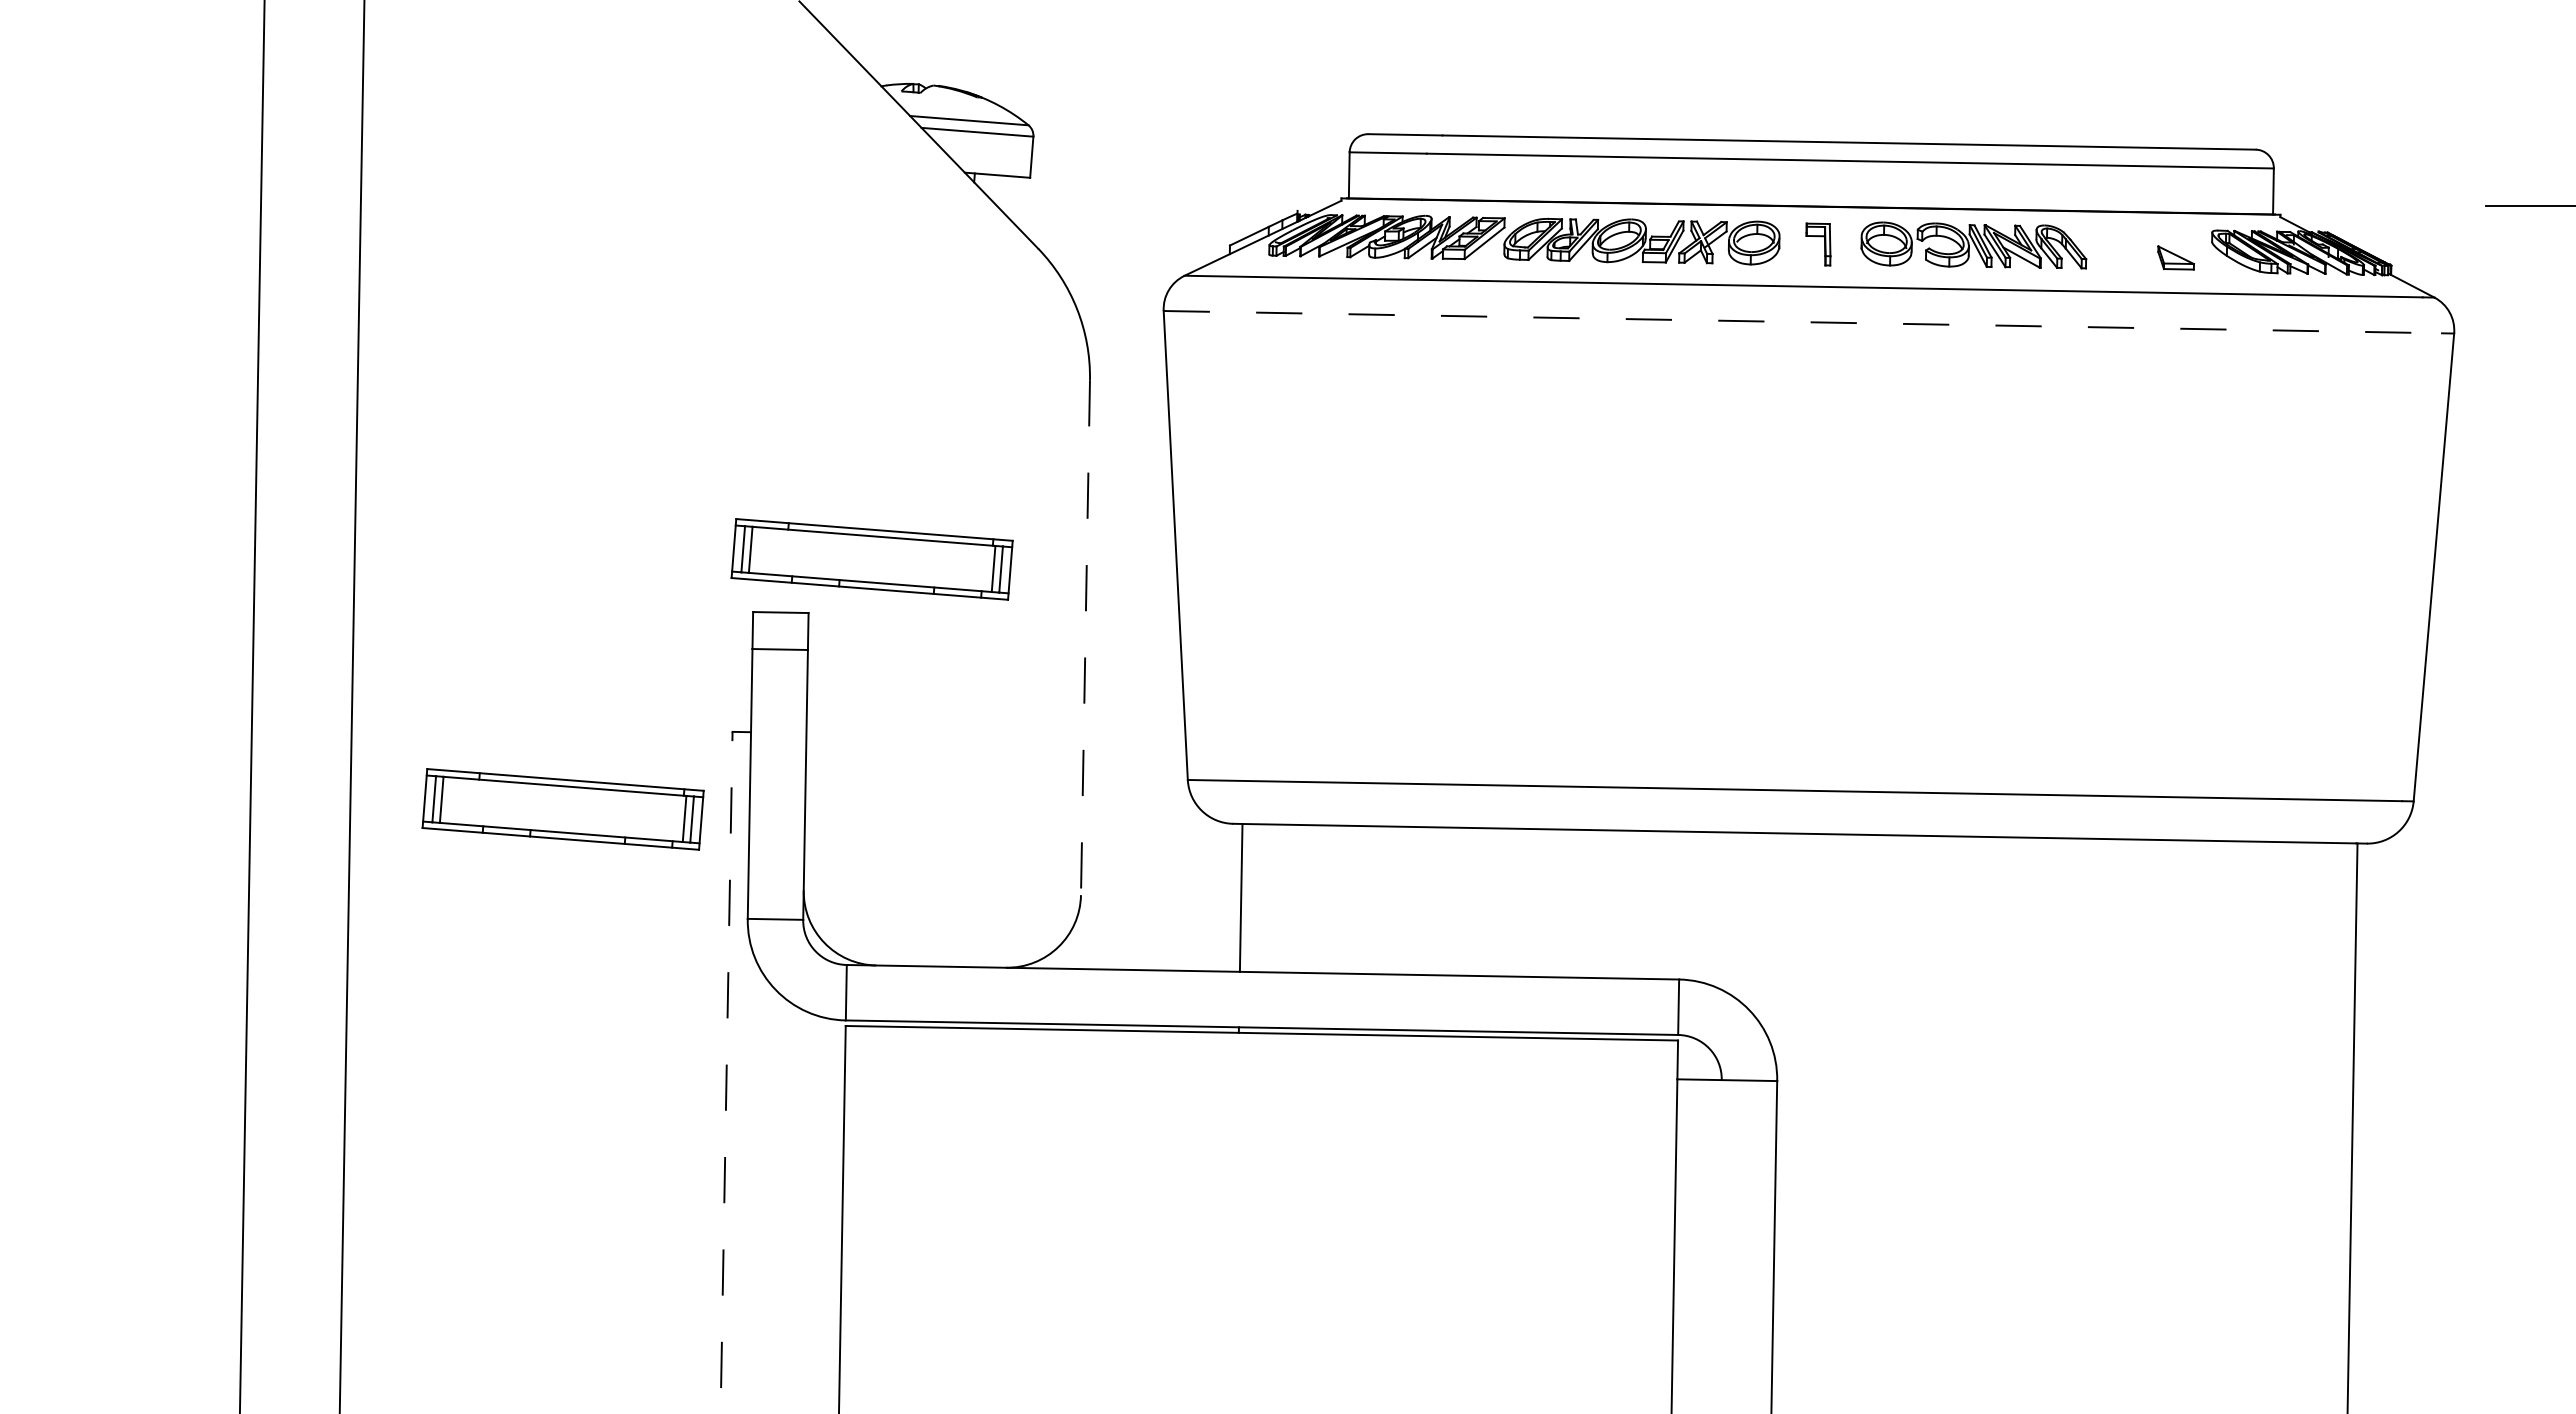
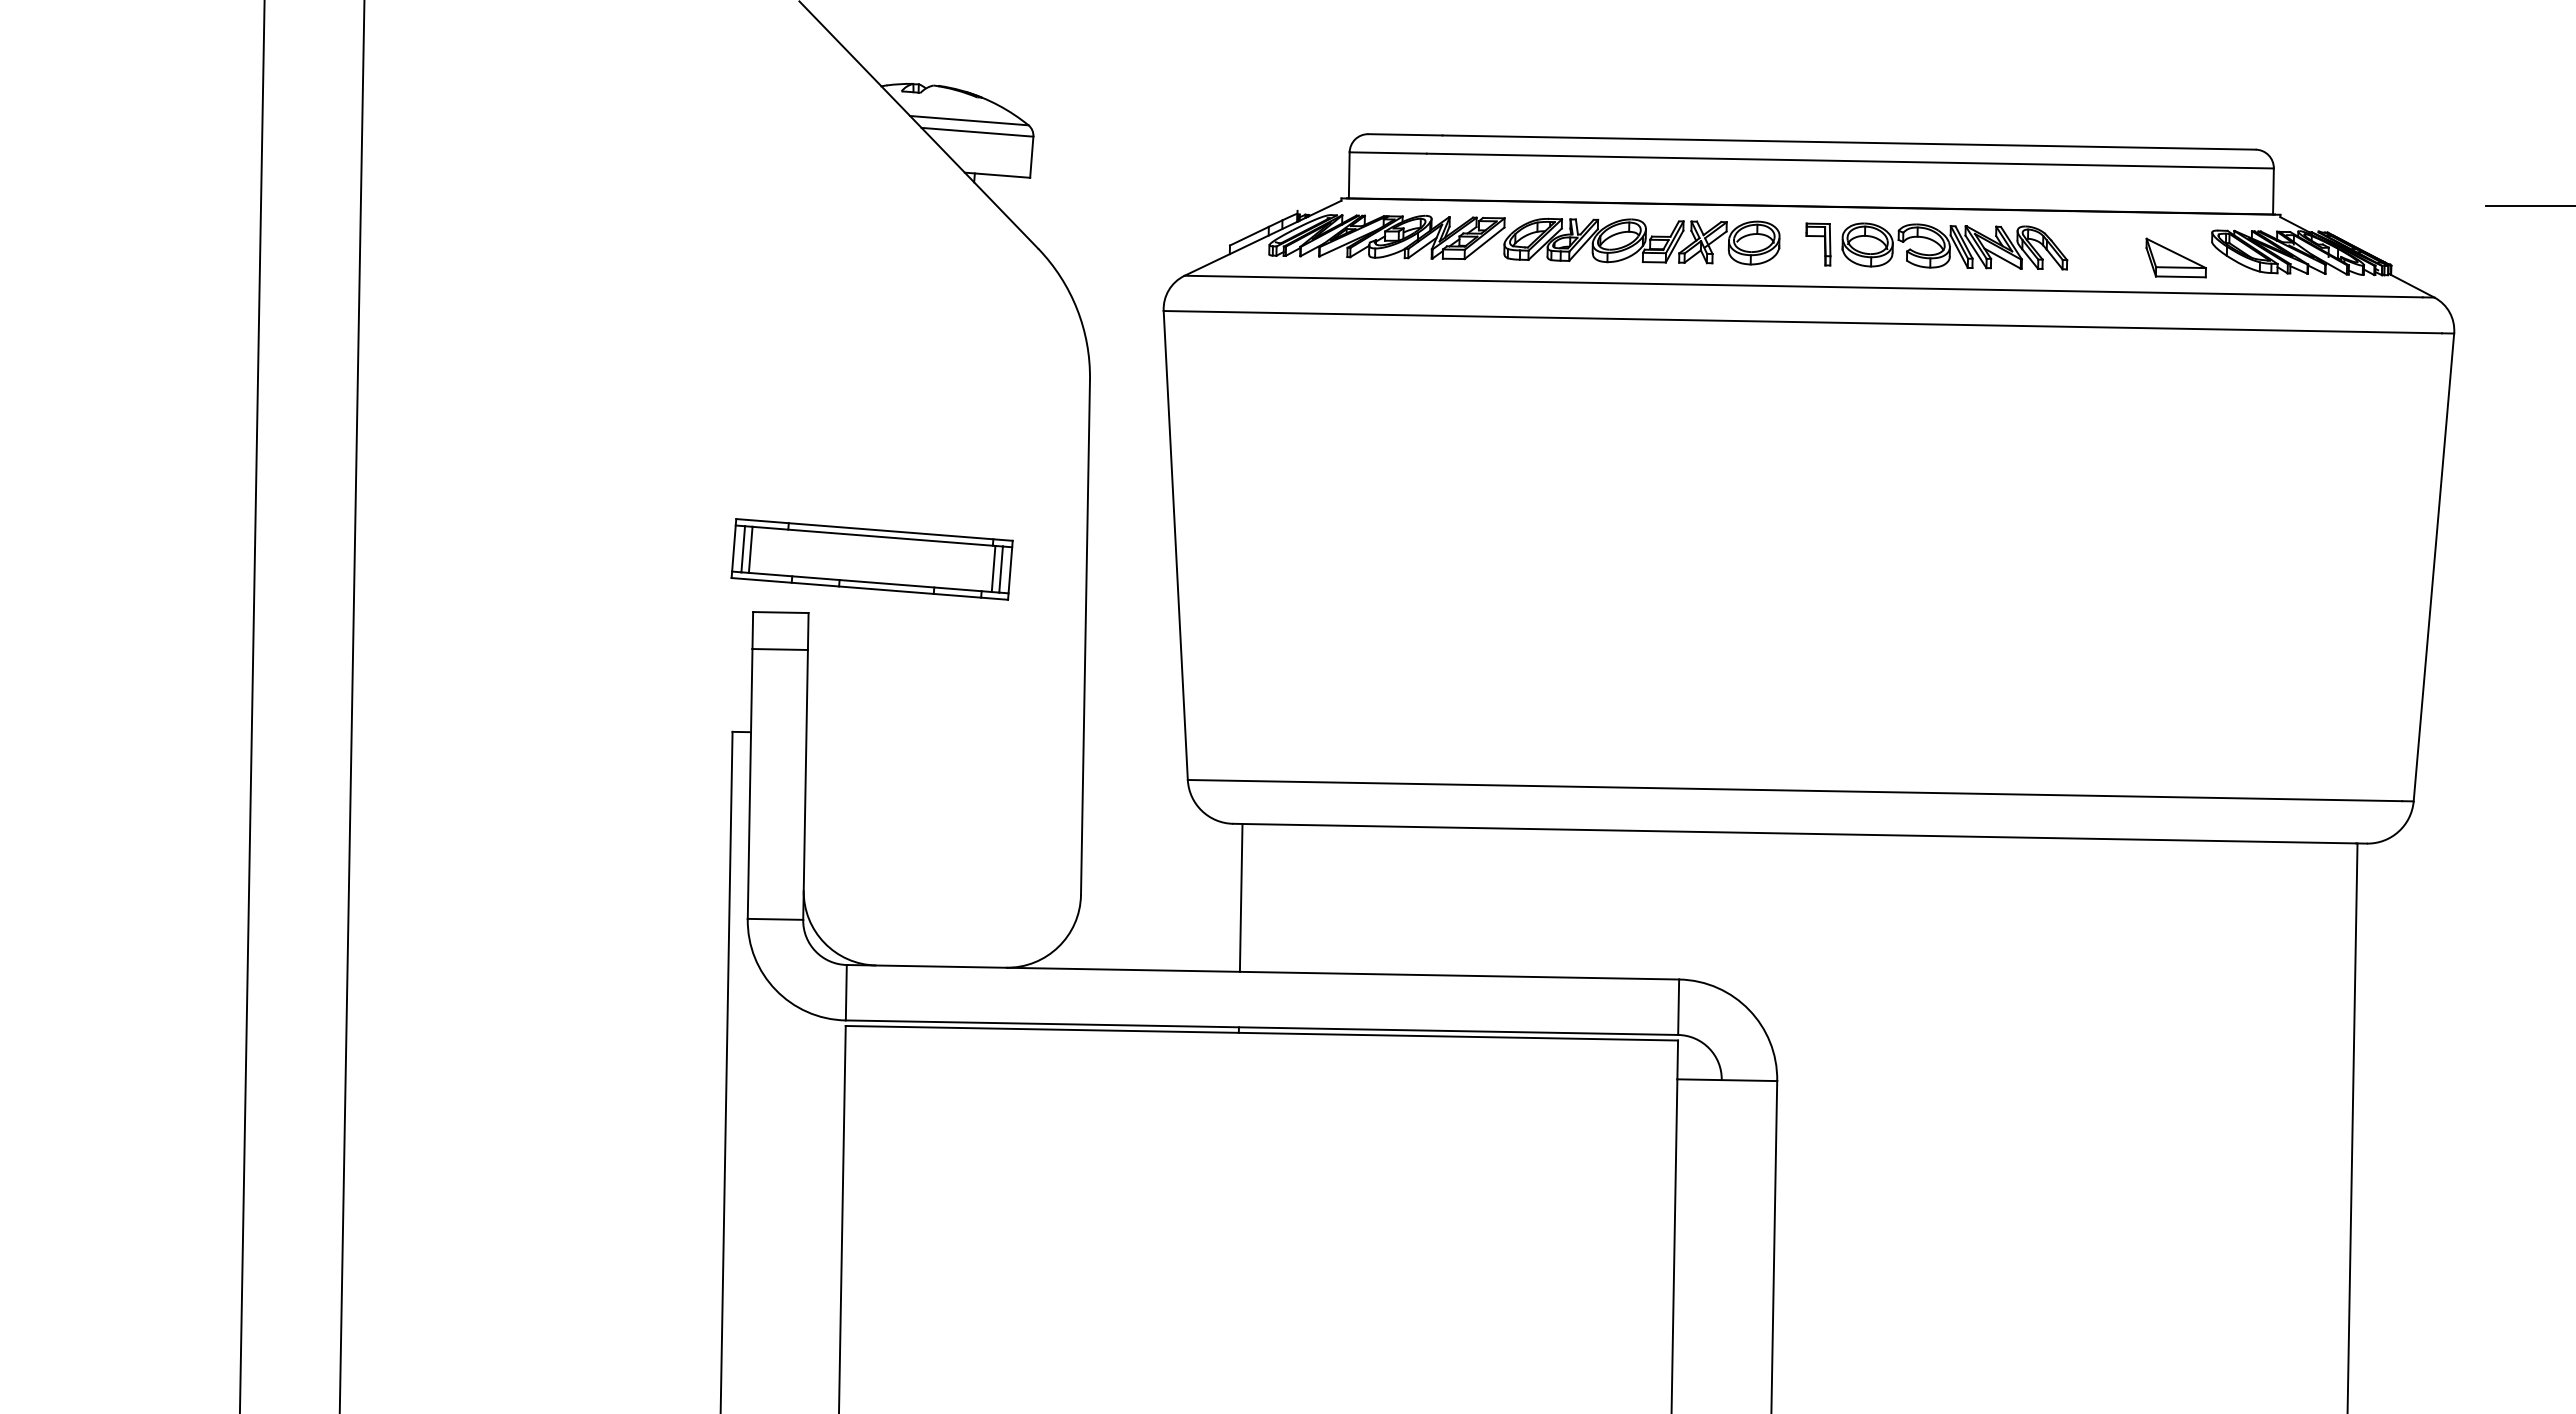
part position: (1973, 245) -> (1954, 246) (1954, 246)
part size: 38x26 px -> 62x42 px (2175, 257)
line: dashed -> solid (1803, 322)
line: dashed -> solid (1085, 638)
part: present -> none (562, 809)
line: dashed -> solid (726, 1072)
